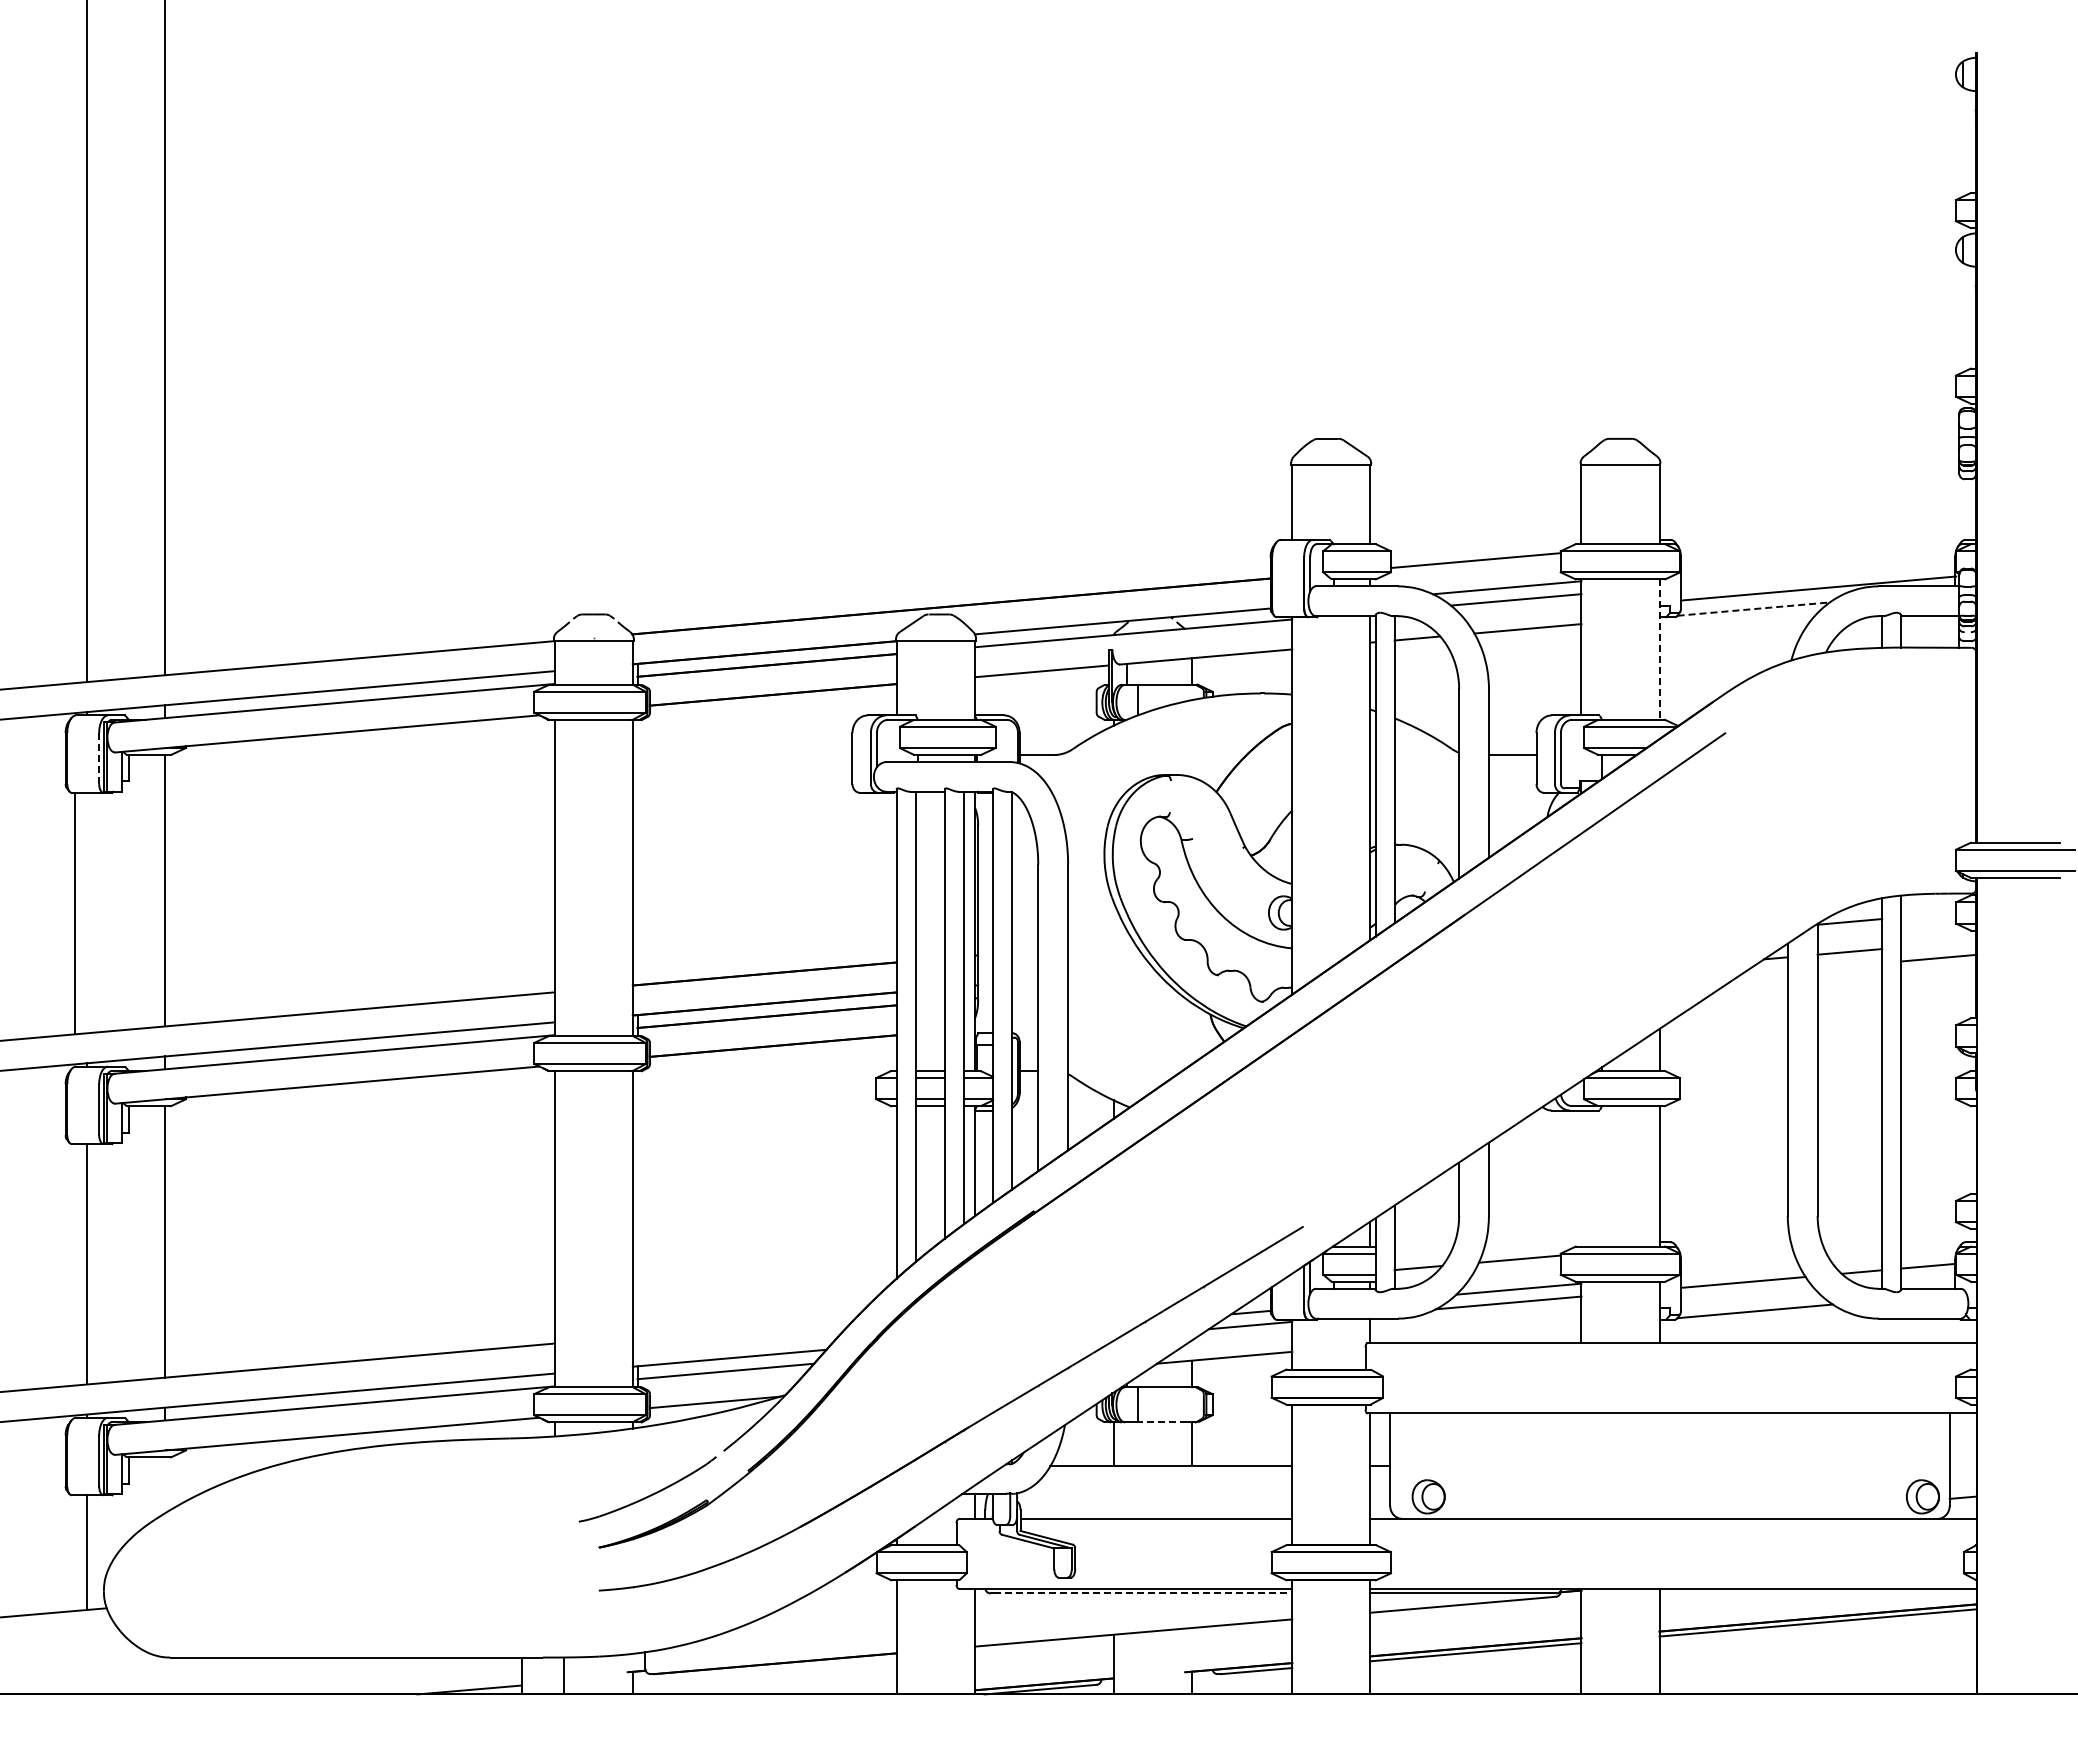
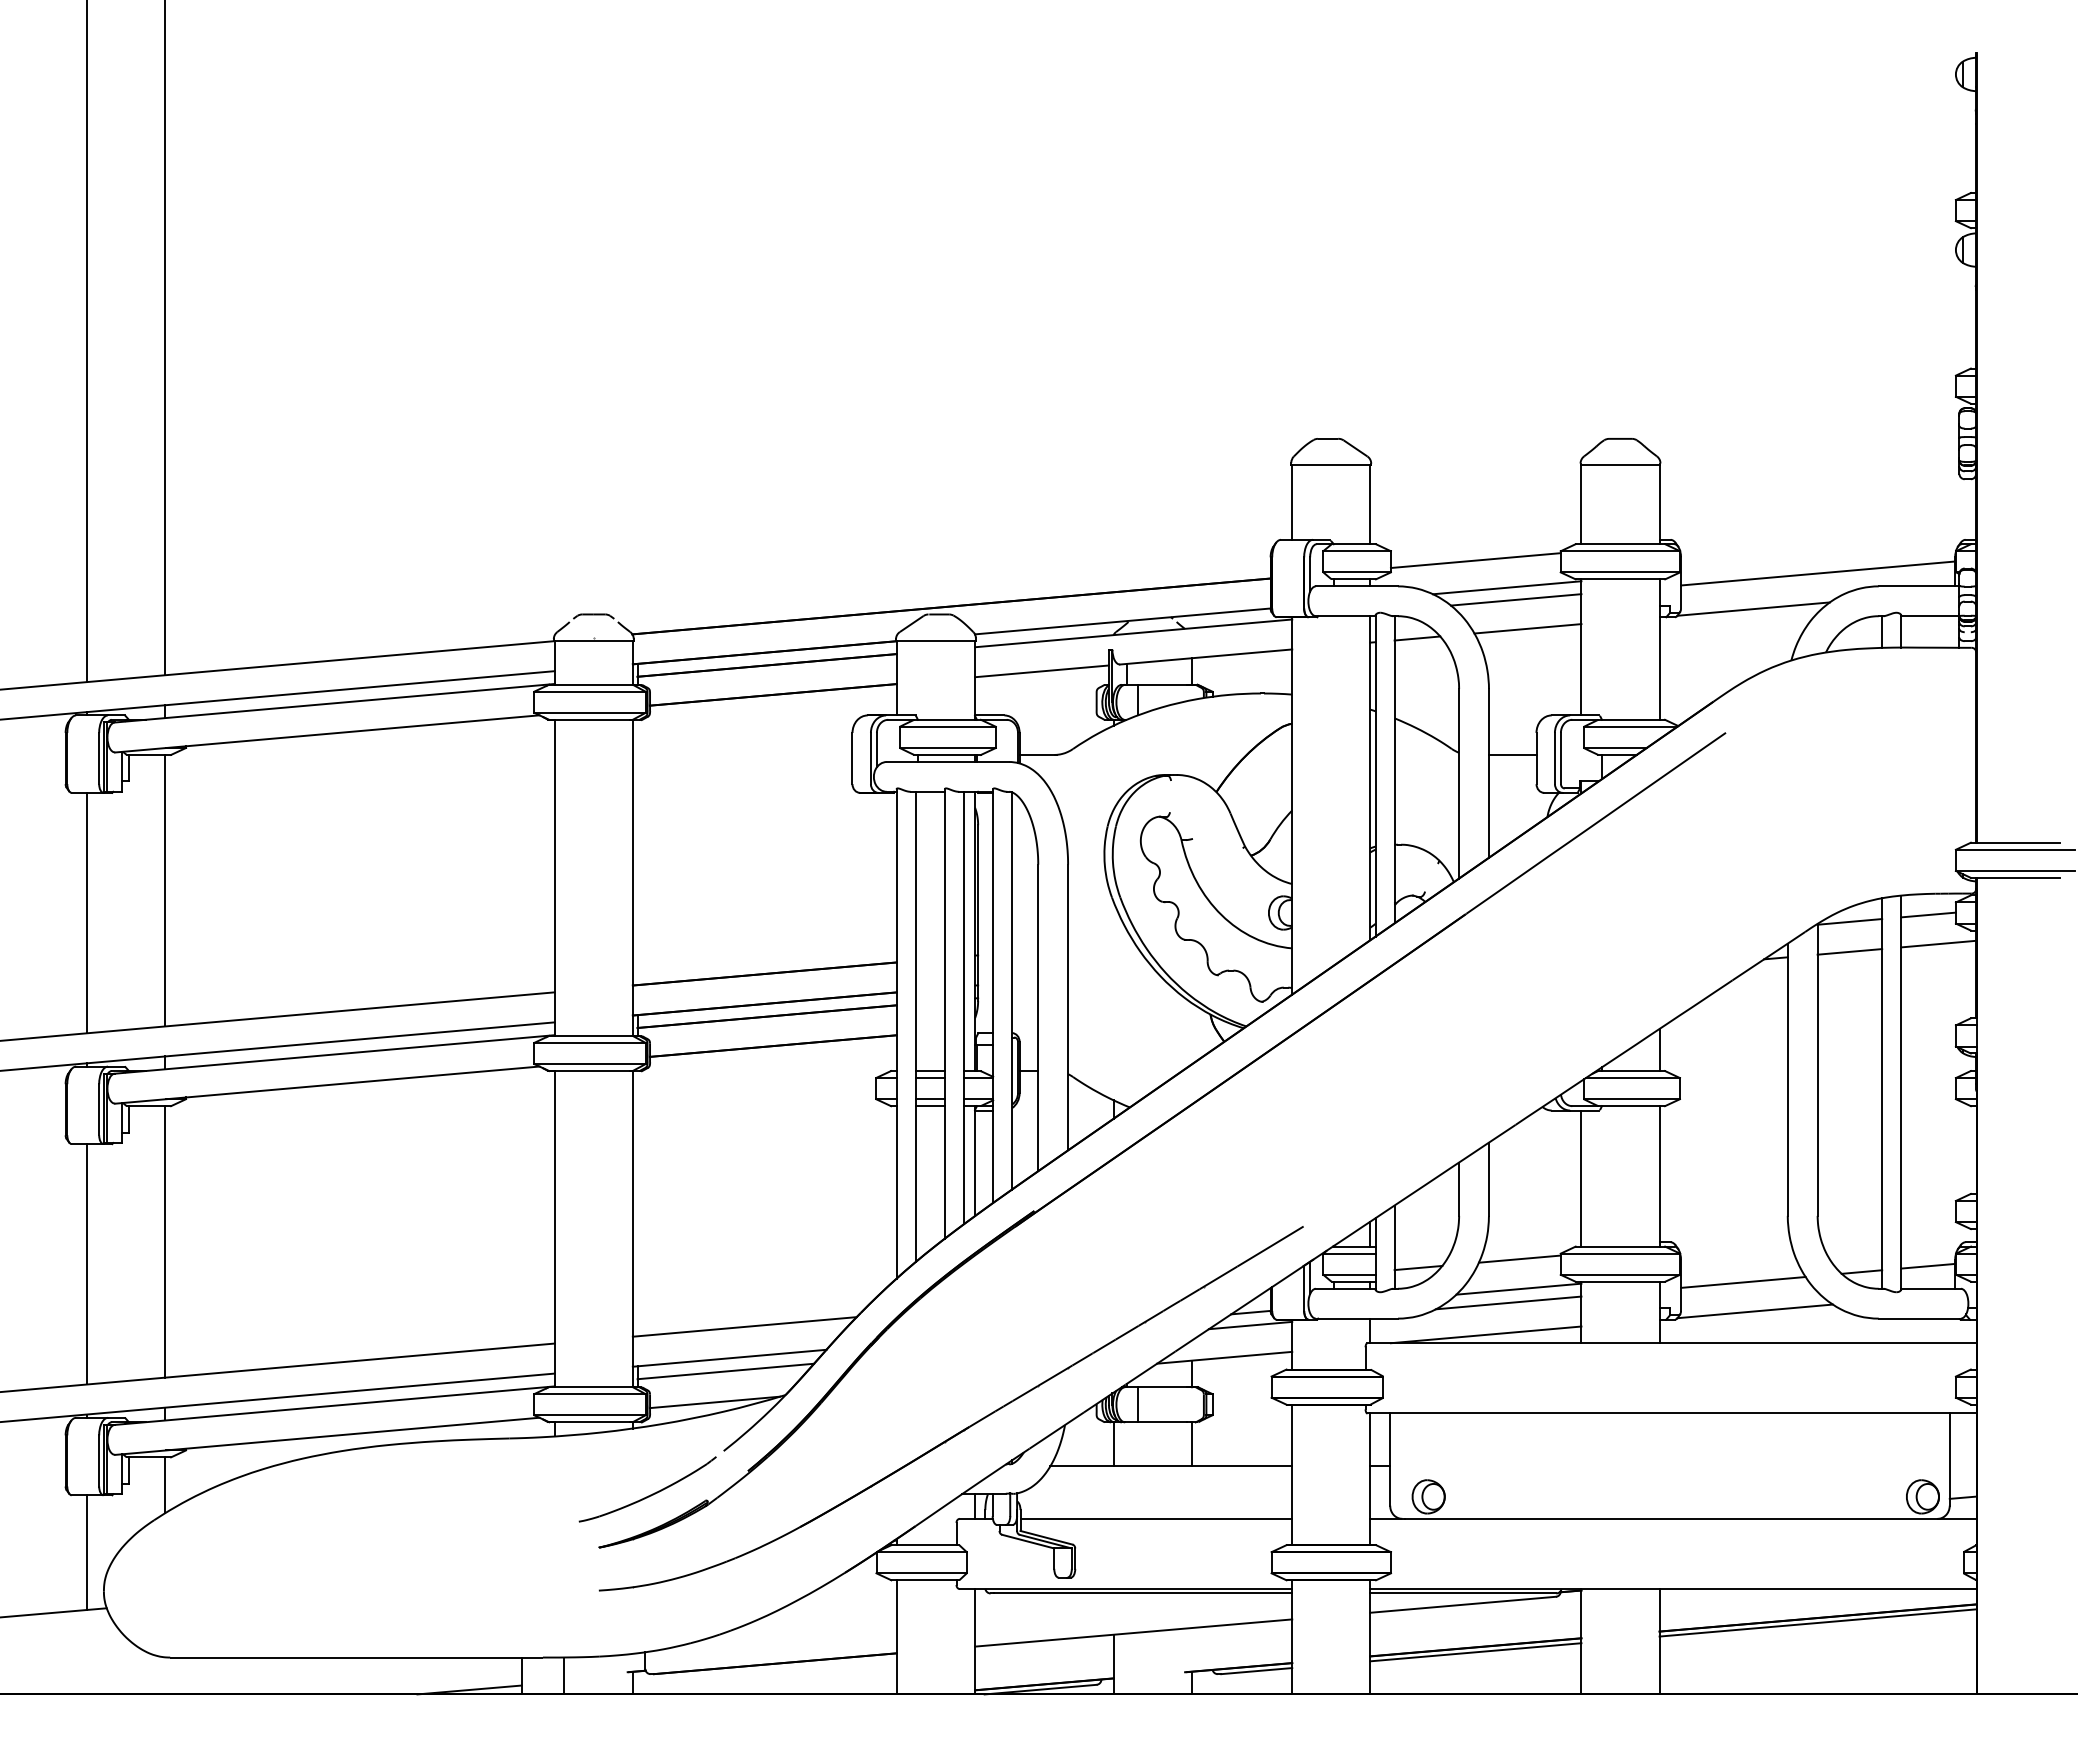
line position: (1819, 588) -> (1818, 573) (1818, 573)
line: dashed -> solid (1754, 609)
line: dashed -> solid (1659, 650)
line: dashed -> solid (99, 758)
line position: (75, 912) -> (87, 912) (87, 912)
line: none -> present (1928, 914)
line position: (1939, 957) -> (1938, 943) (1938, 943)
line: none -> present (1581, 1178)
line: none -> present (744, 1326)
line: none -> present (1486, 1334)
line: dashed -> solid (1162, 1422)
line: none -> present (165, 1485)
line: dashed -> solid (1143, 1593)
